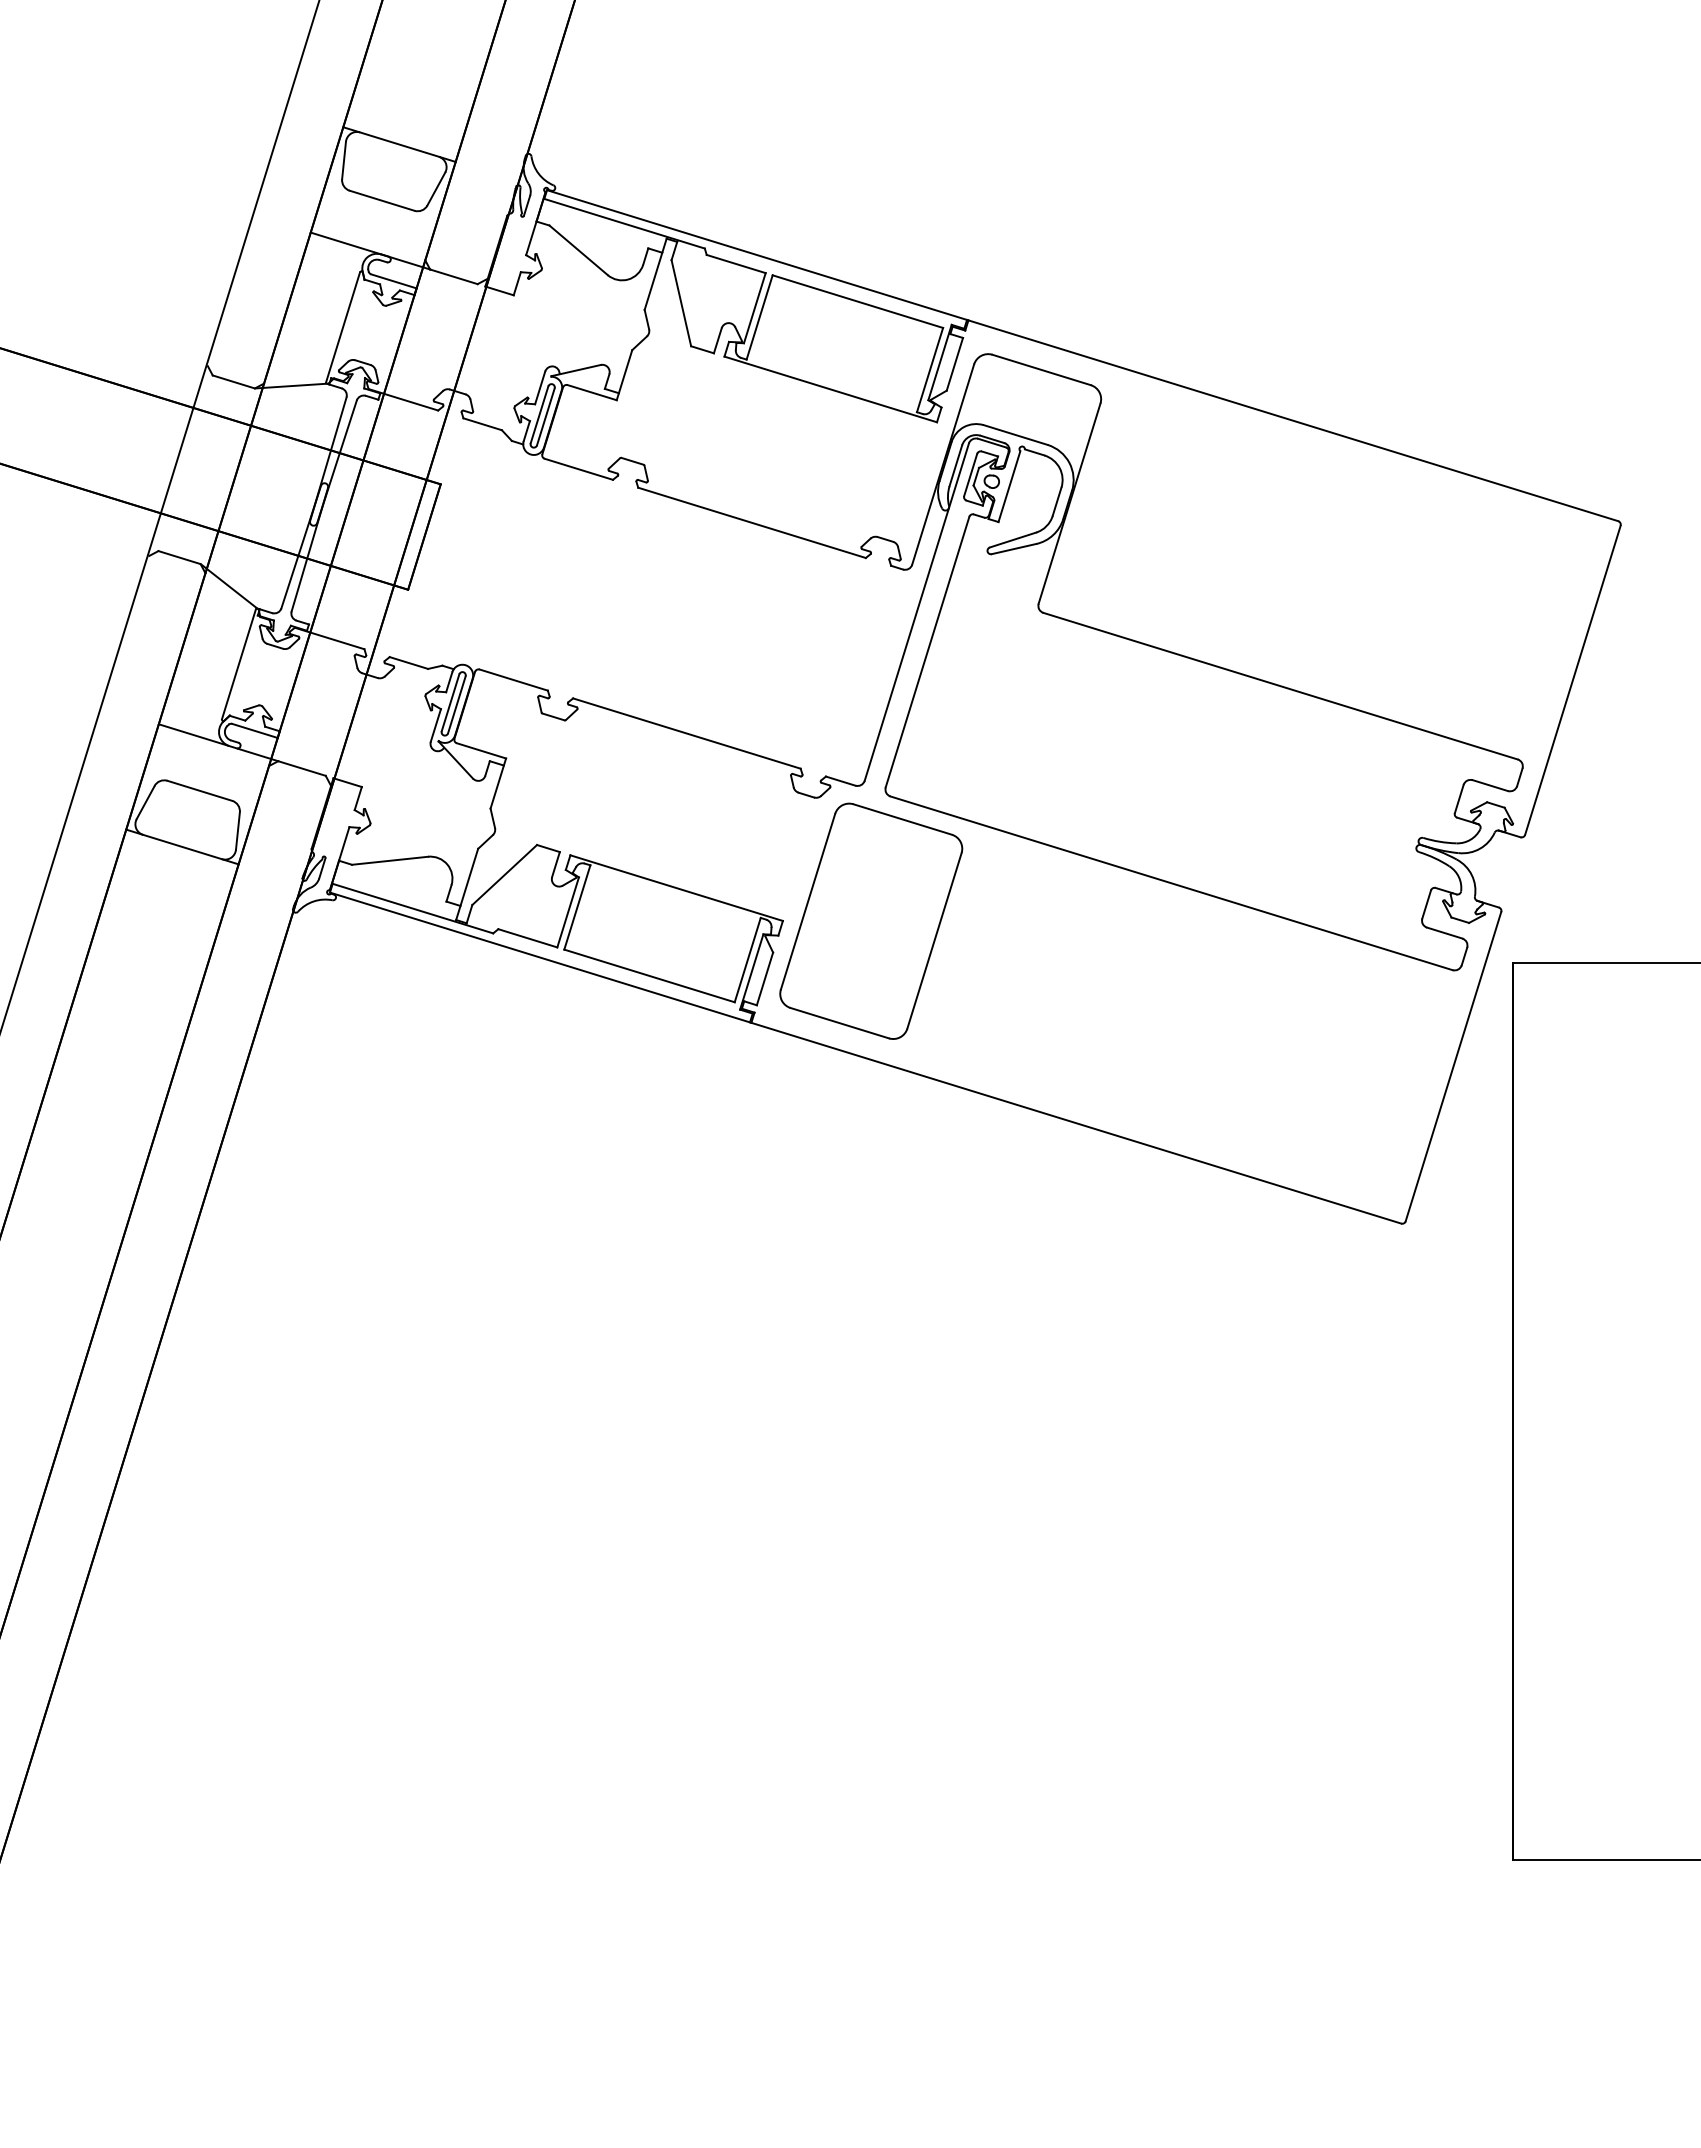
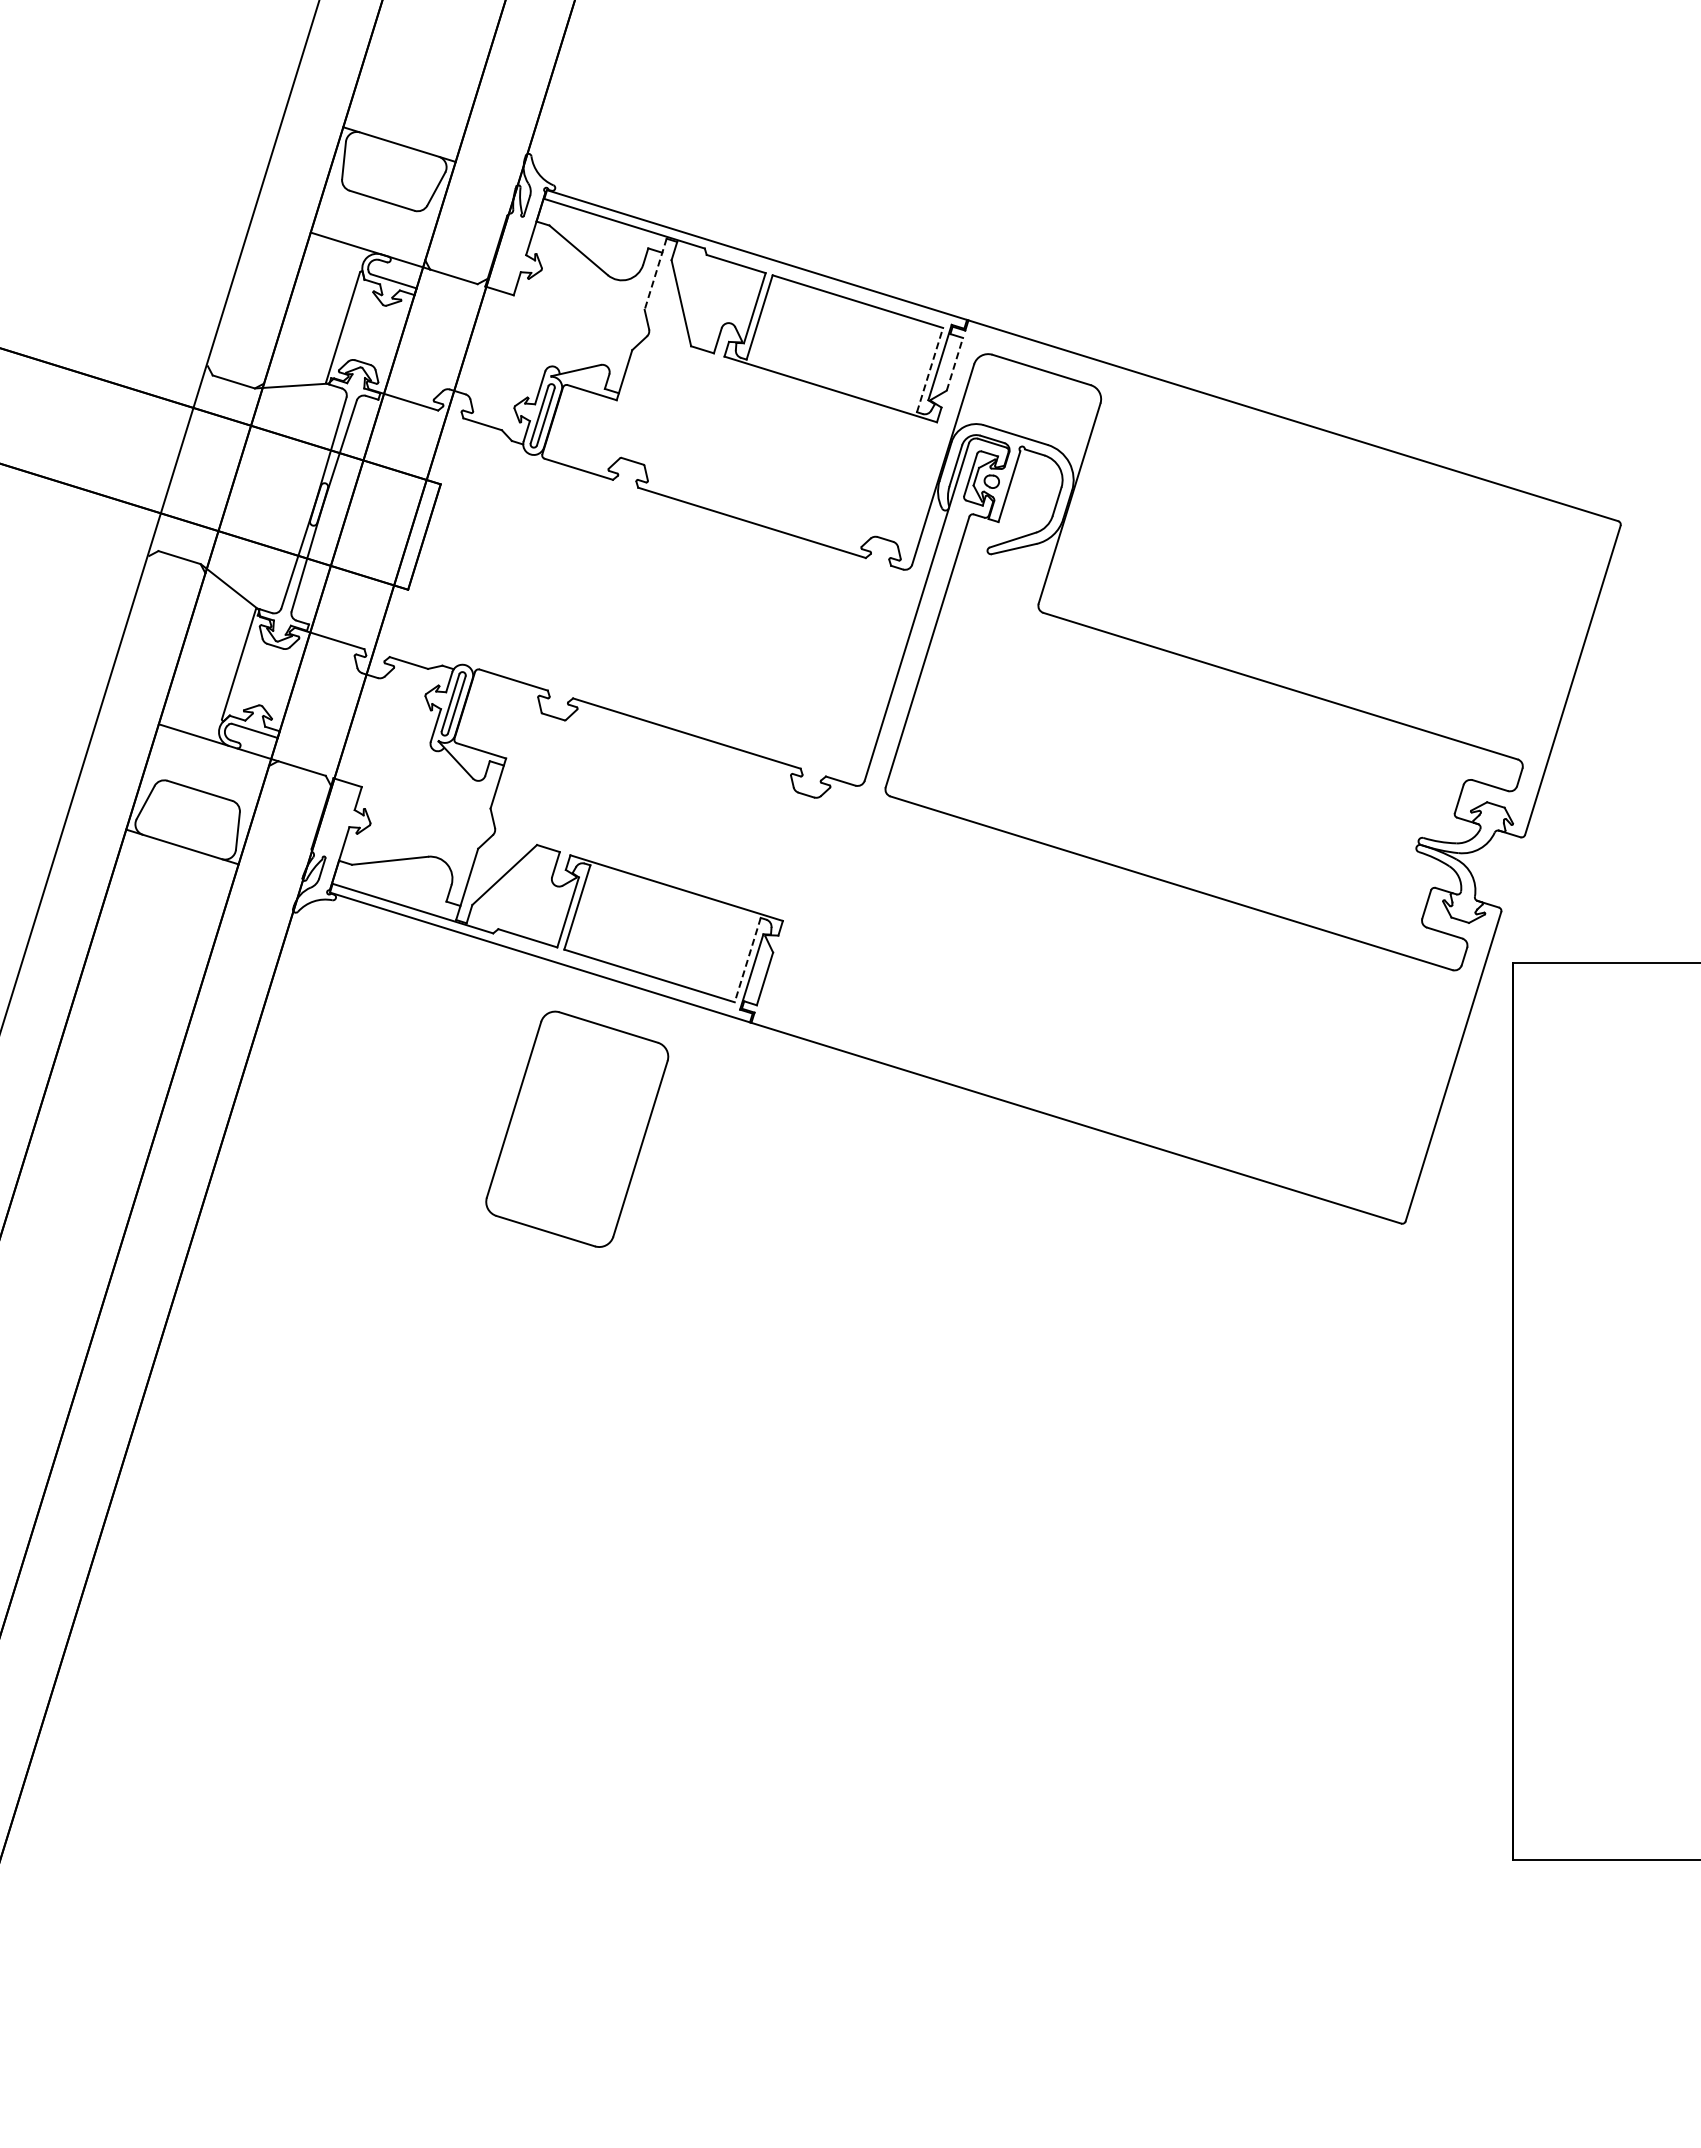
line: solid -> dashed (655, 274)
line: solid -> dashed (954, 364)
line: solid -> dashed (930, 369)
part position: (871, 920) -> (577, 1128) (577, 1128)
line: solid -> dashed (747, 960)
